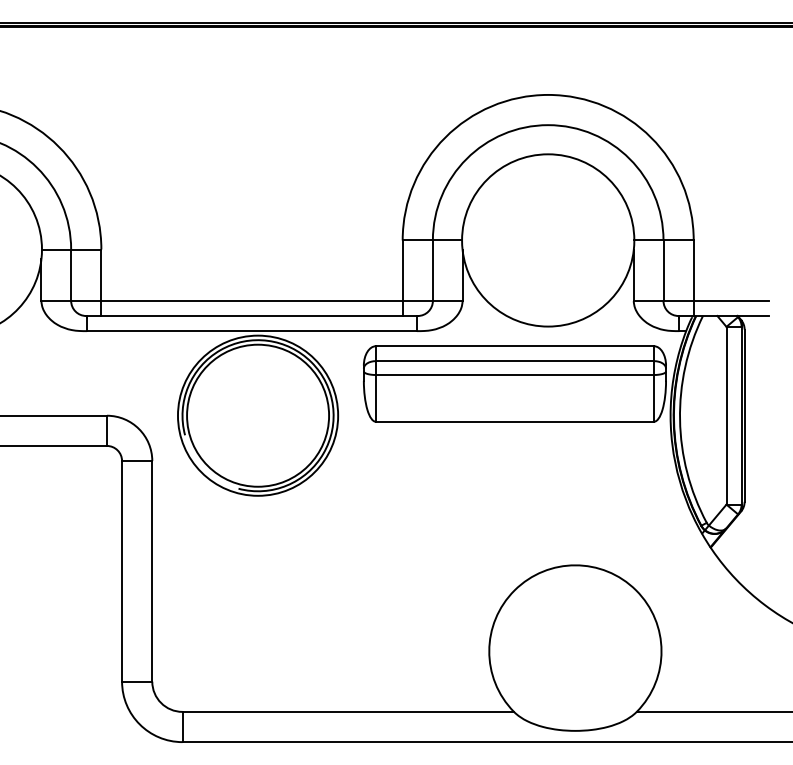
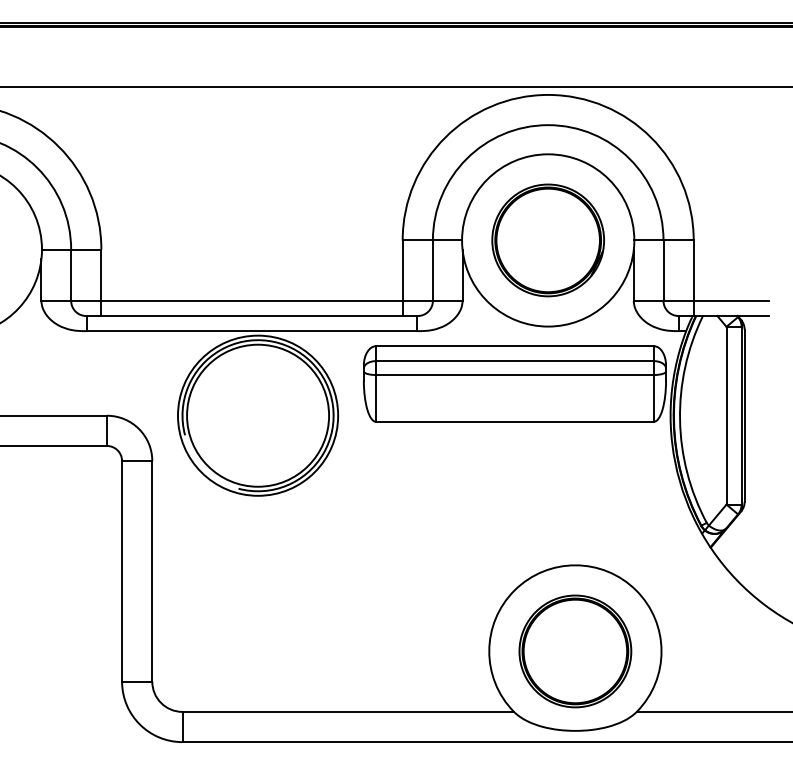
line: none -> present (395, 87)
part: none -> present (547, 240)
part: none -> present (575, 651)
